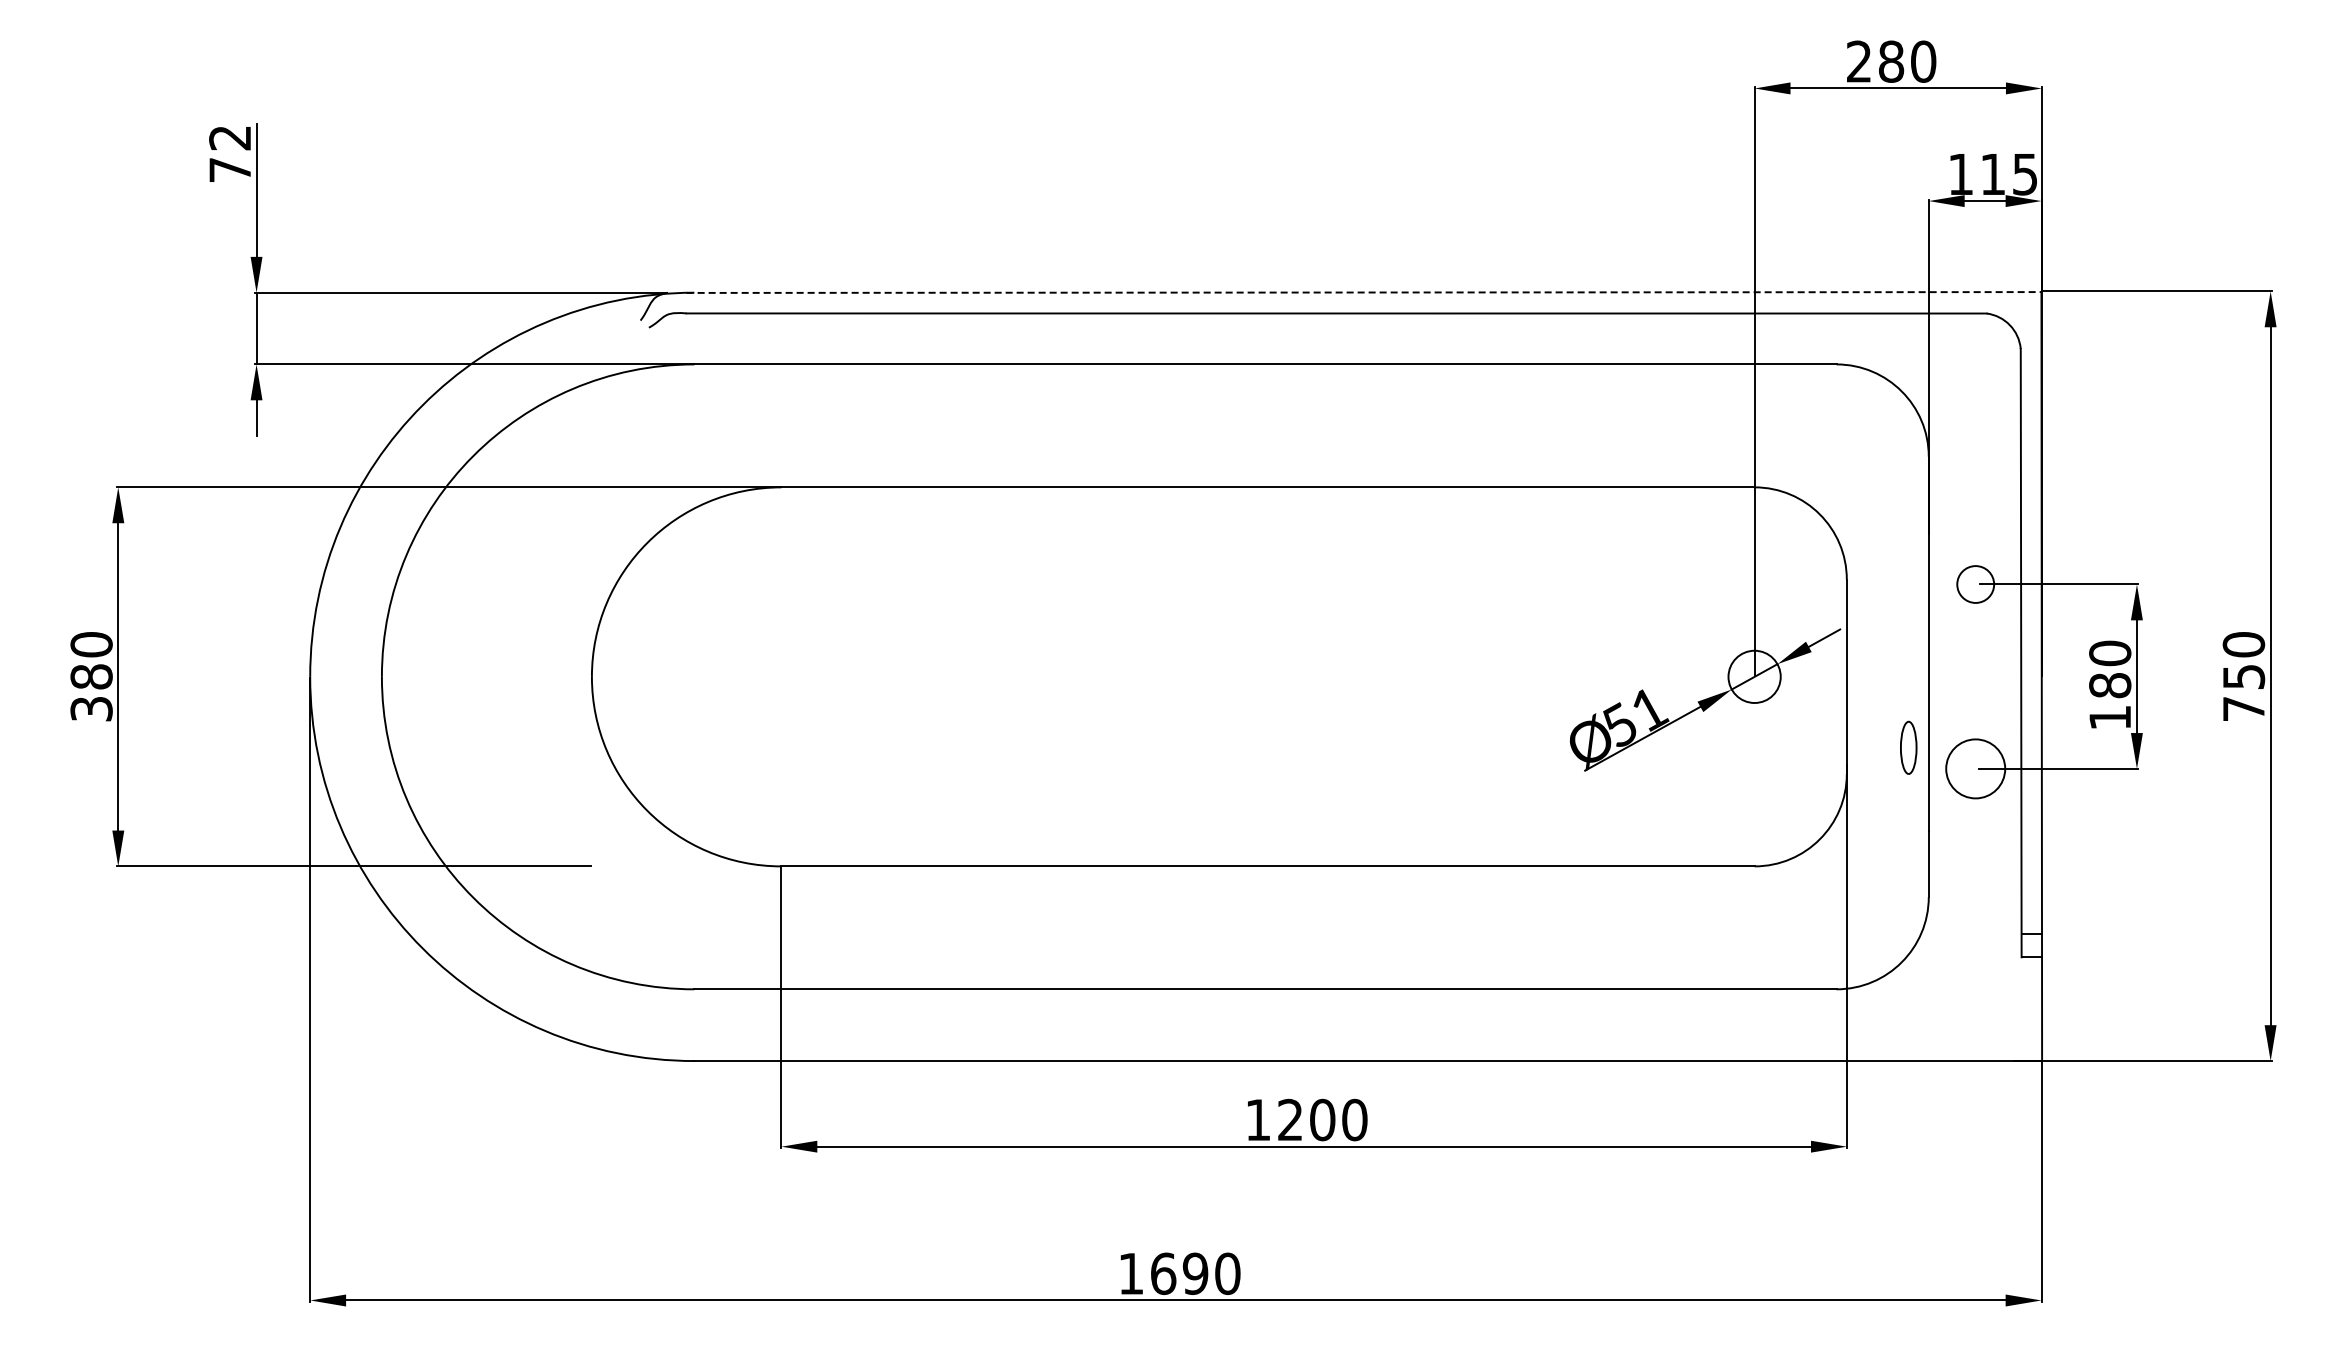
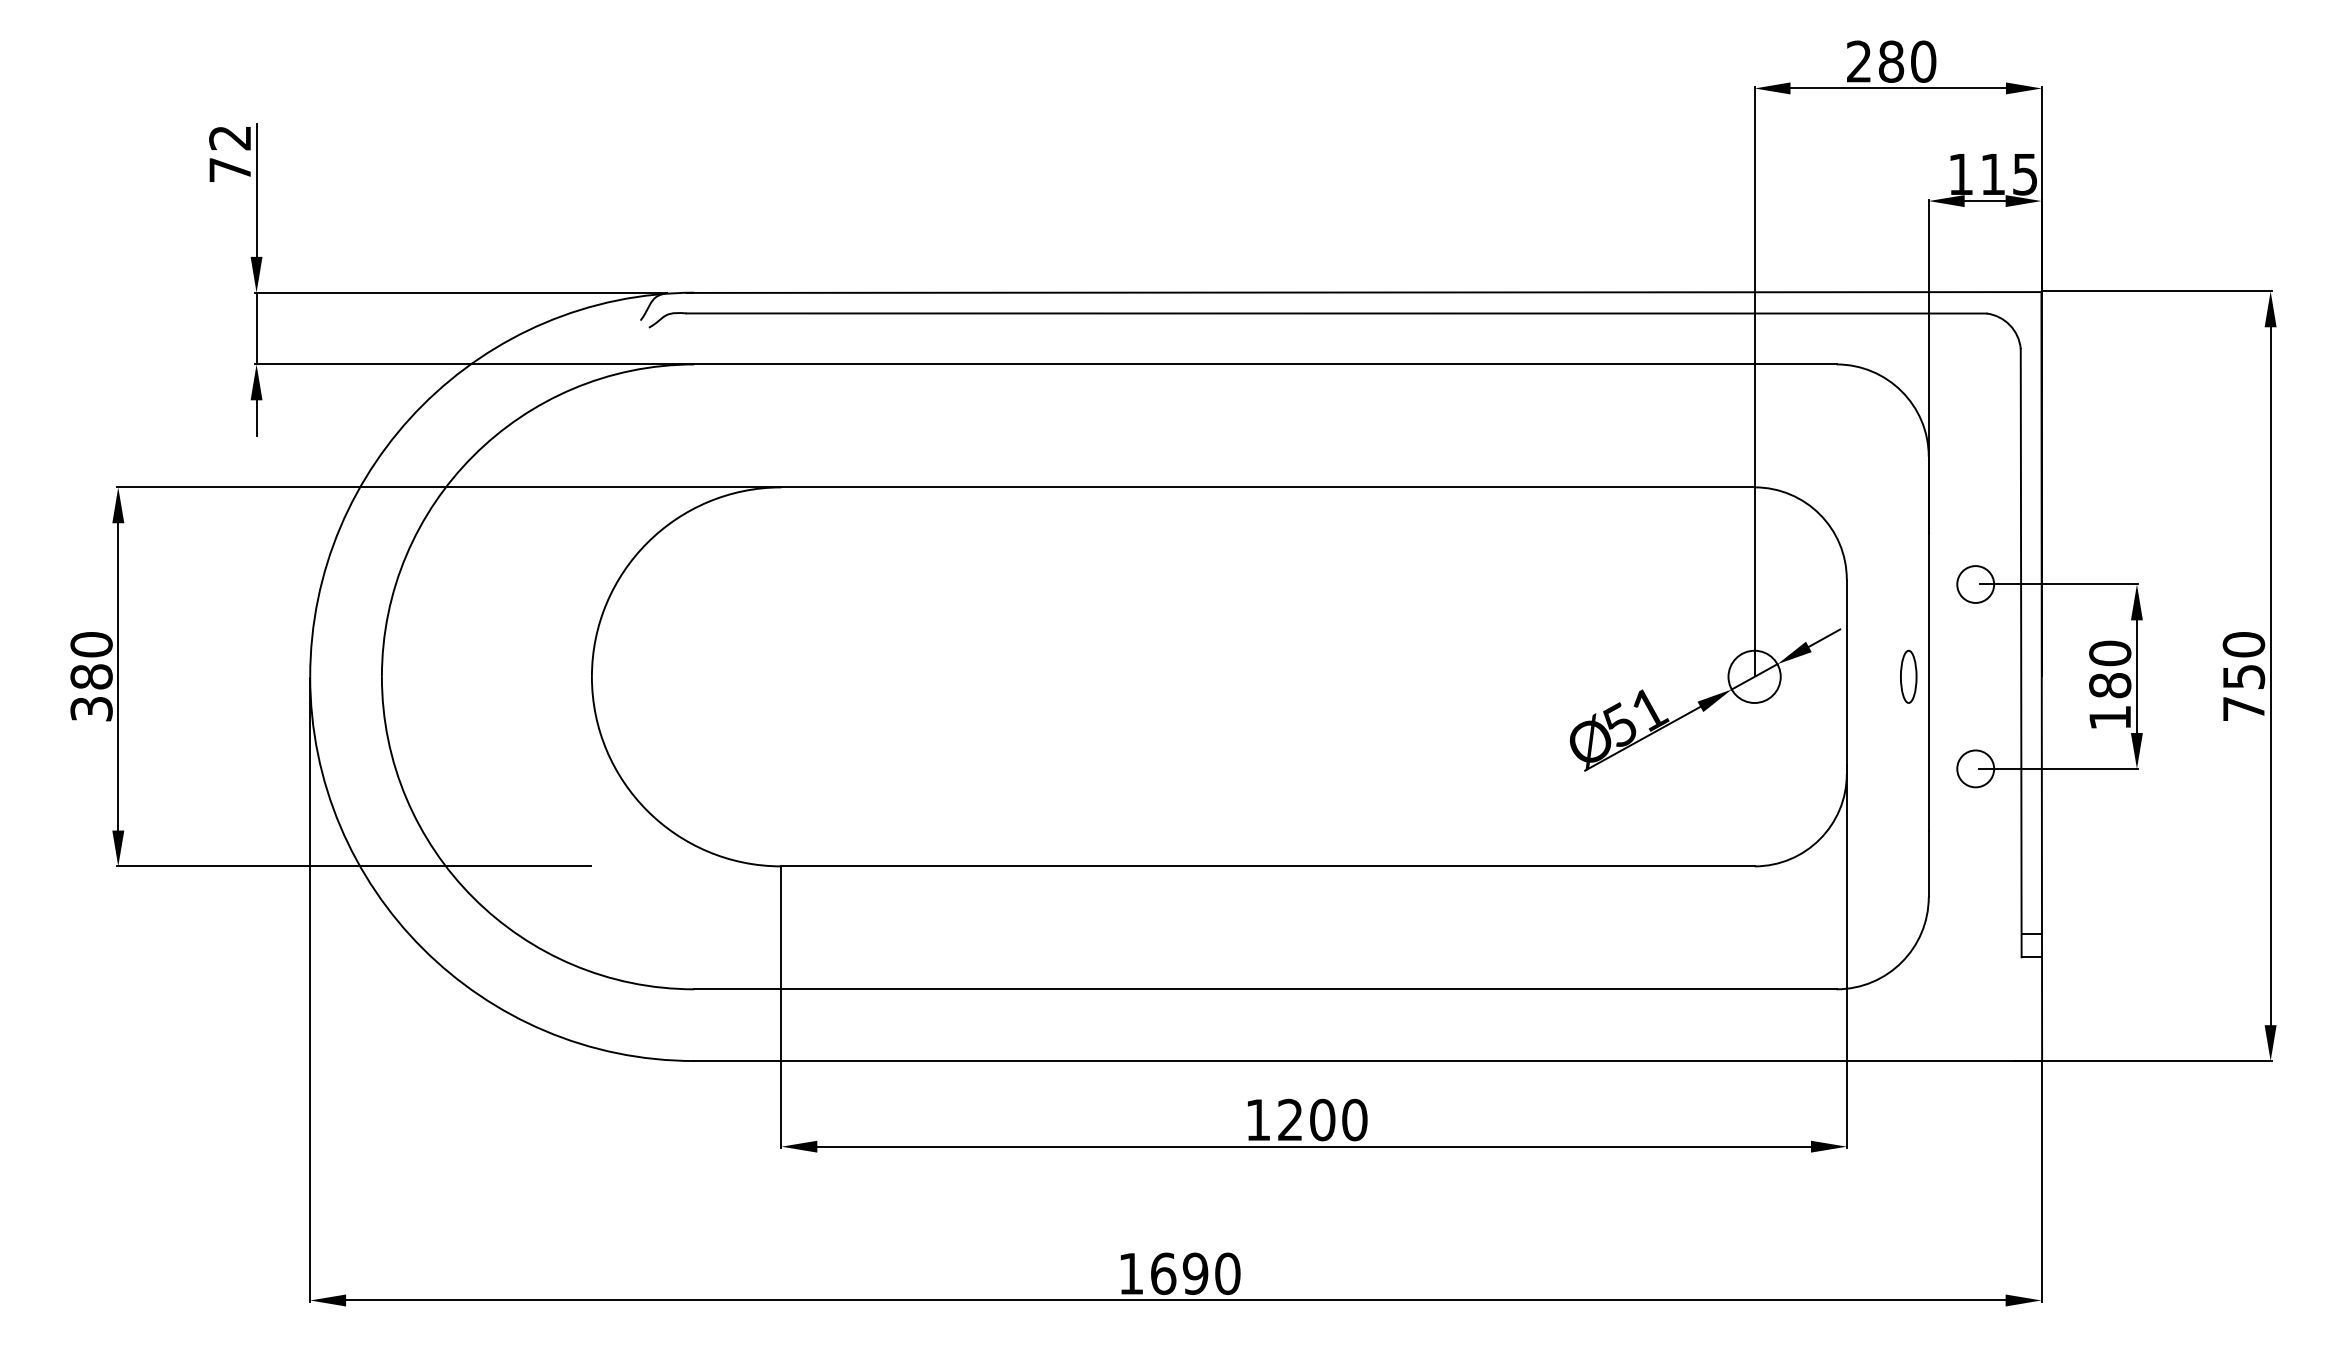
line: dashed -> solid (1364, 292)
part position: (1908, 747) -> (1908, 676) (1908, 676)
circle diameter: 59 px -> 37 px (1975, 768)
